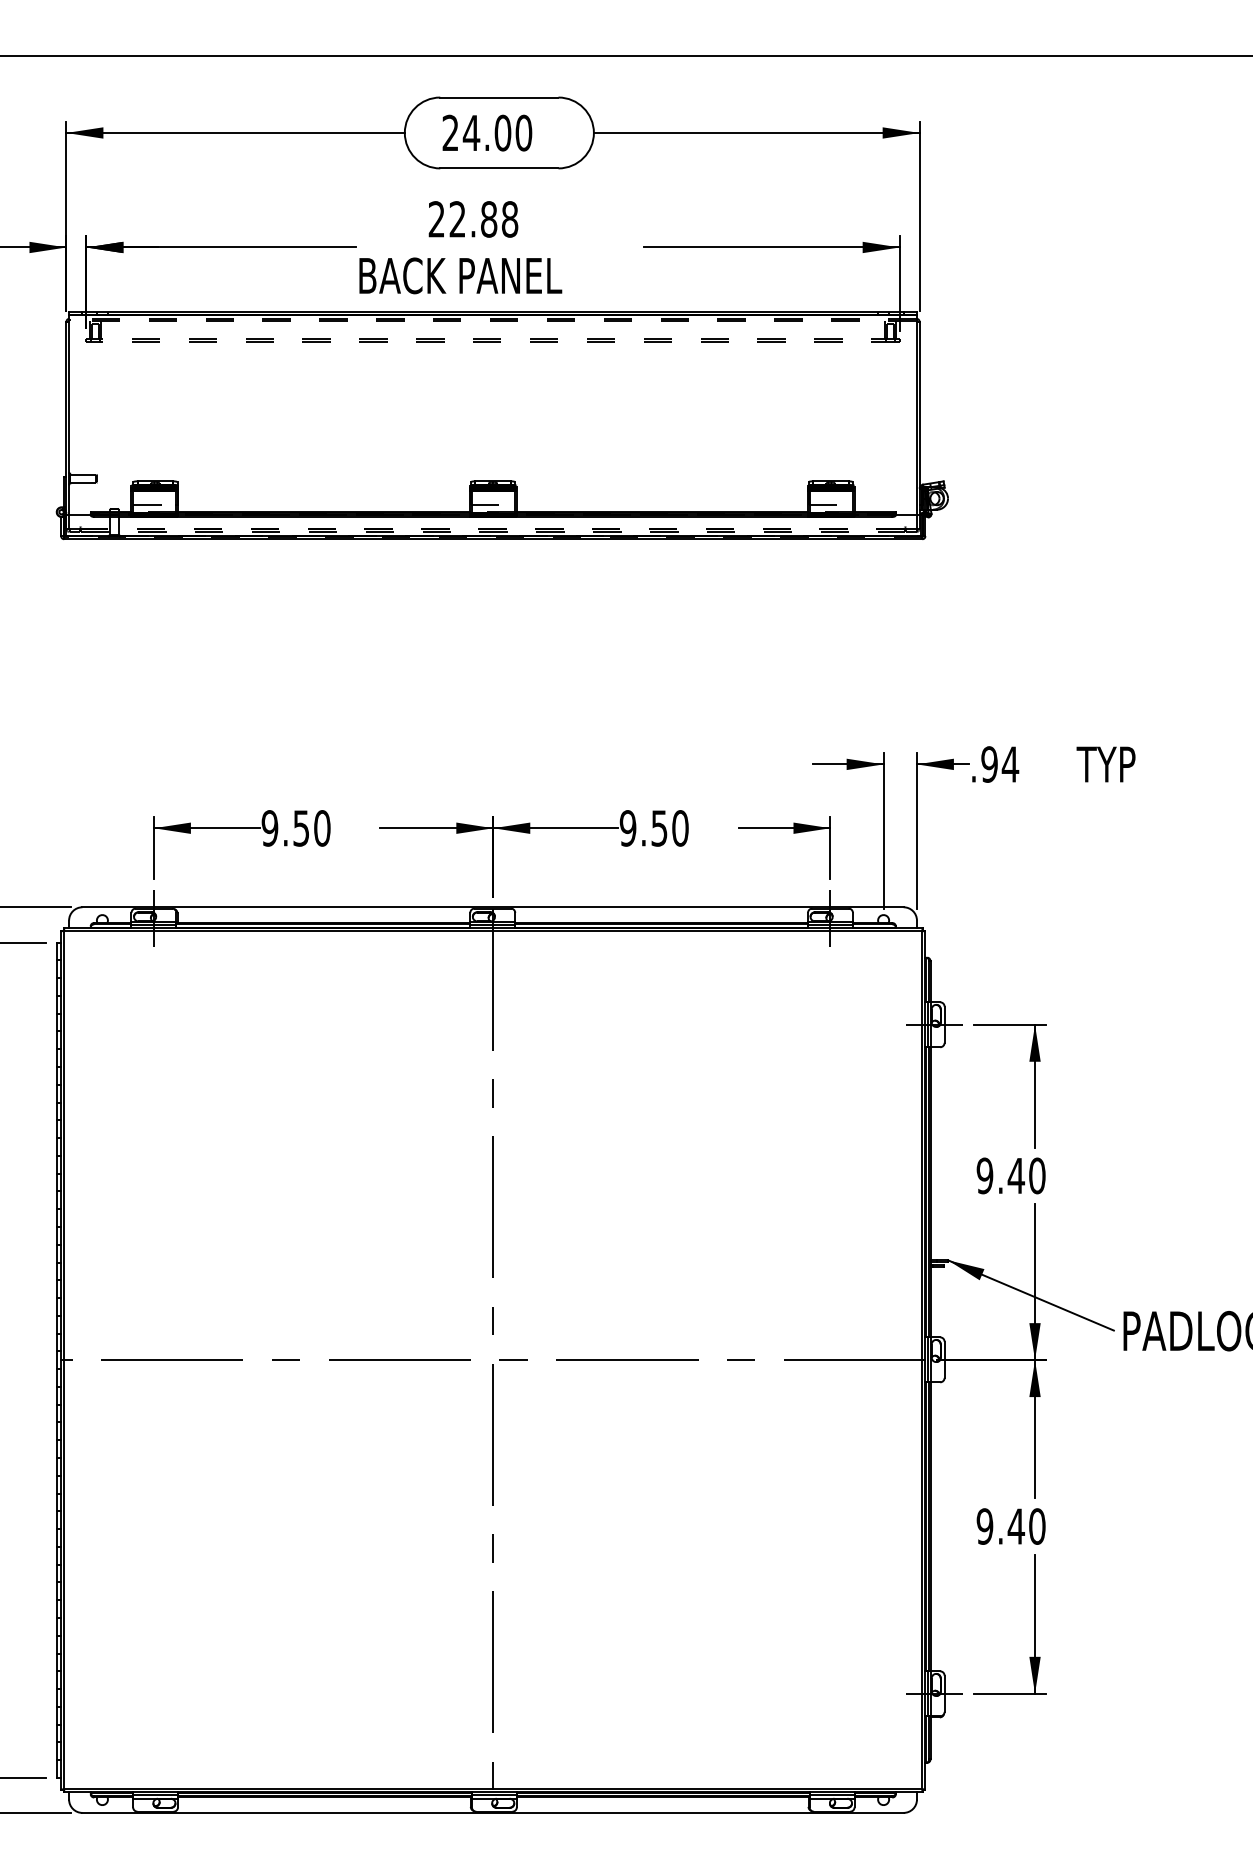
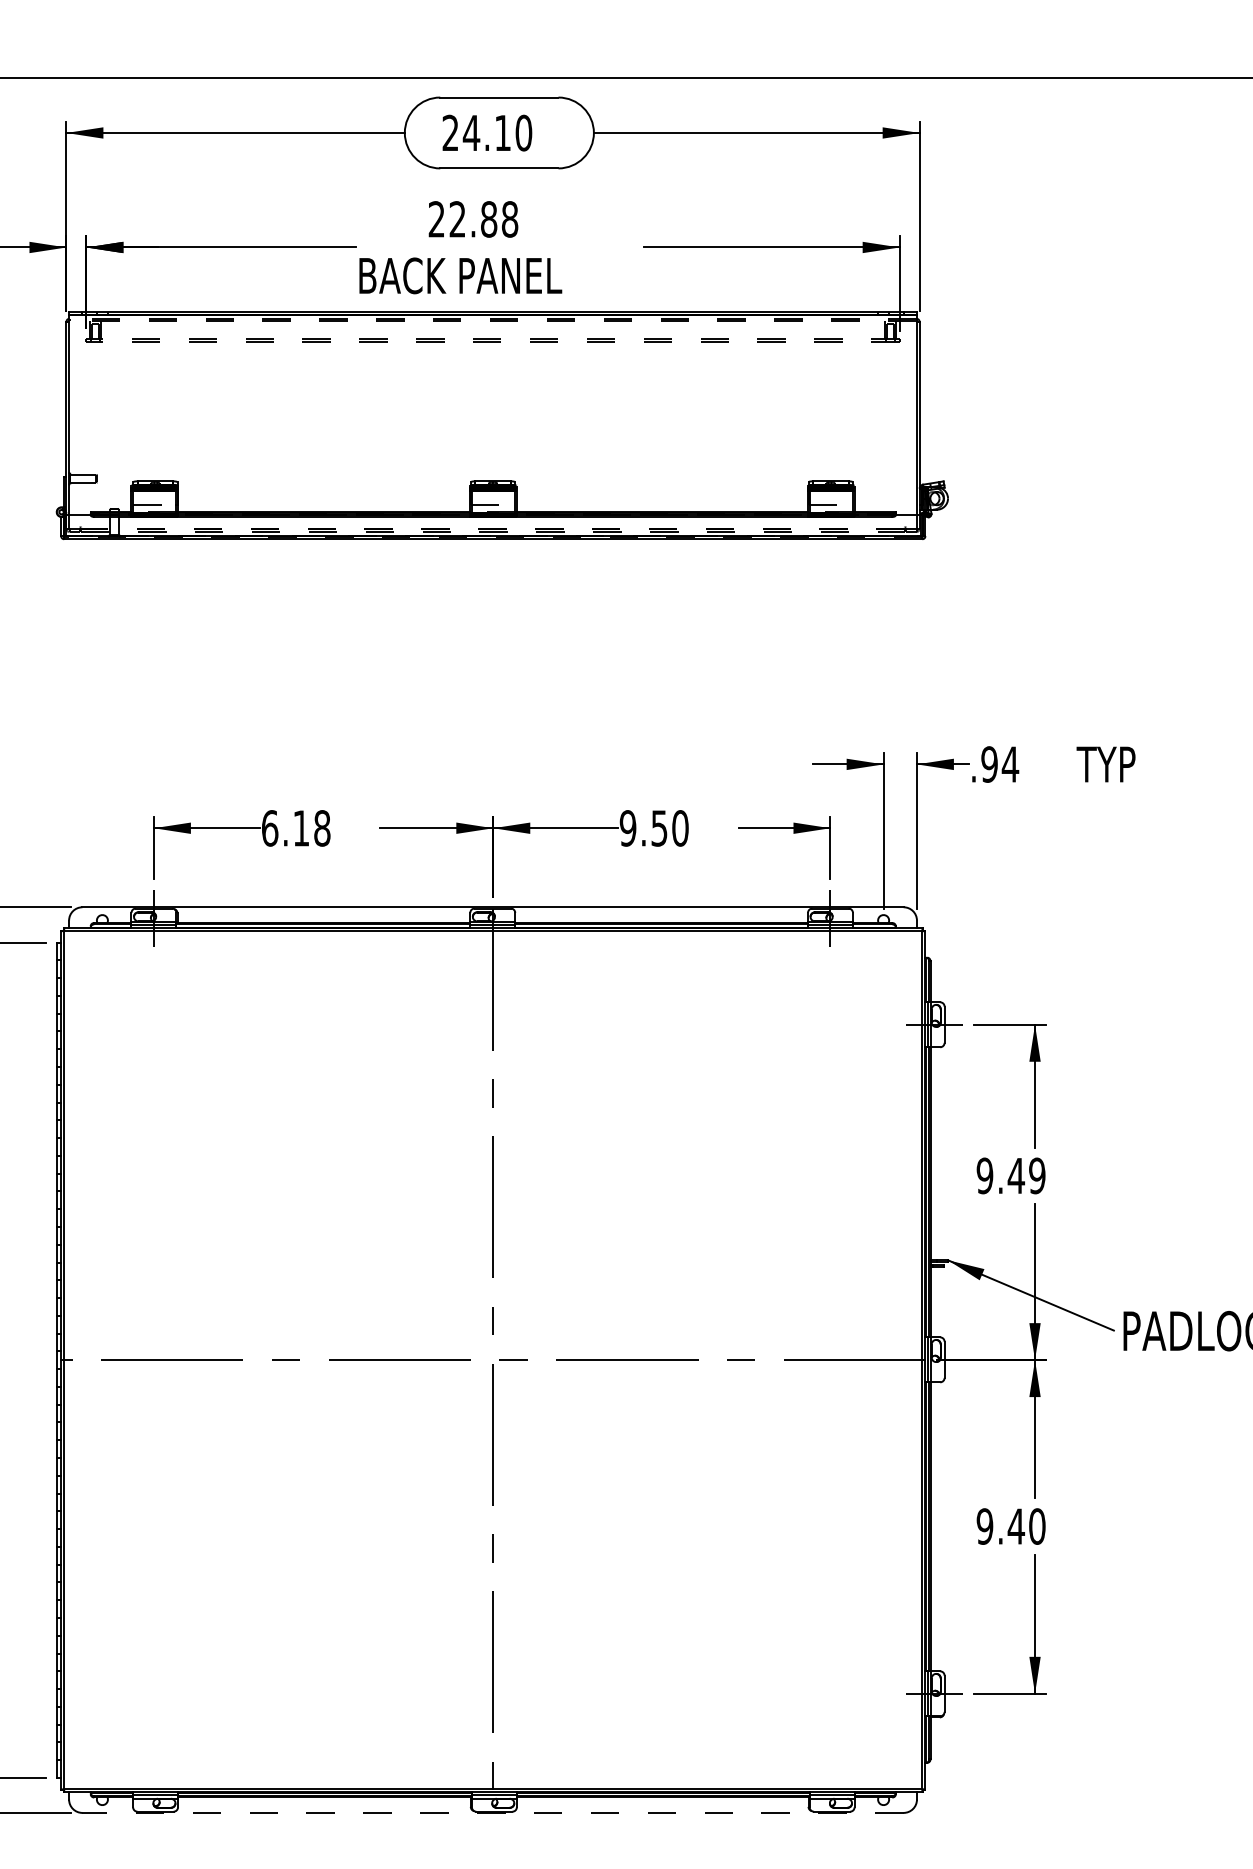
line position: (625, 56) -> (625, 78) (625, 78)
text: 24.00 -> 24.10 (502, 132)
text: 9.50 -> 6.18 (295, 828)
text: 9.40 -> 9.49 (1037, 1175)
line: solid -> dashed (493, 1812)
